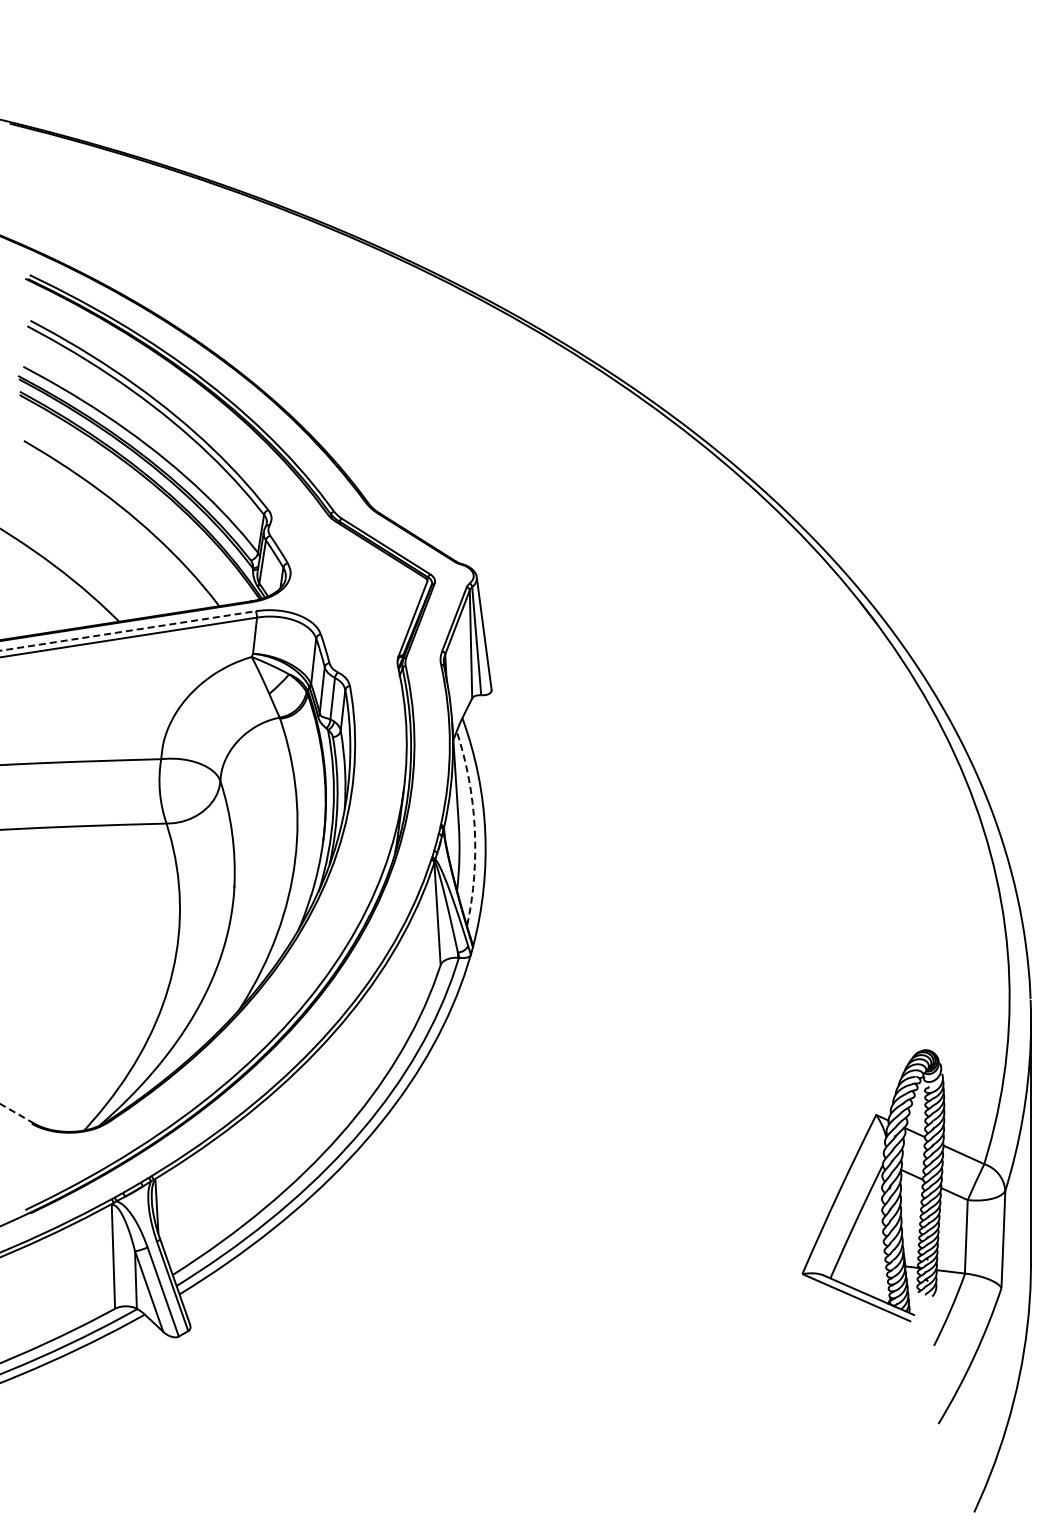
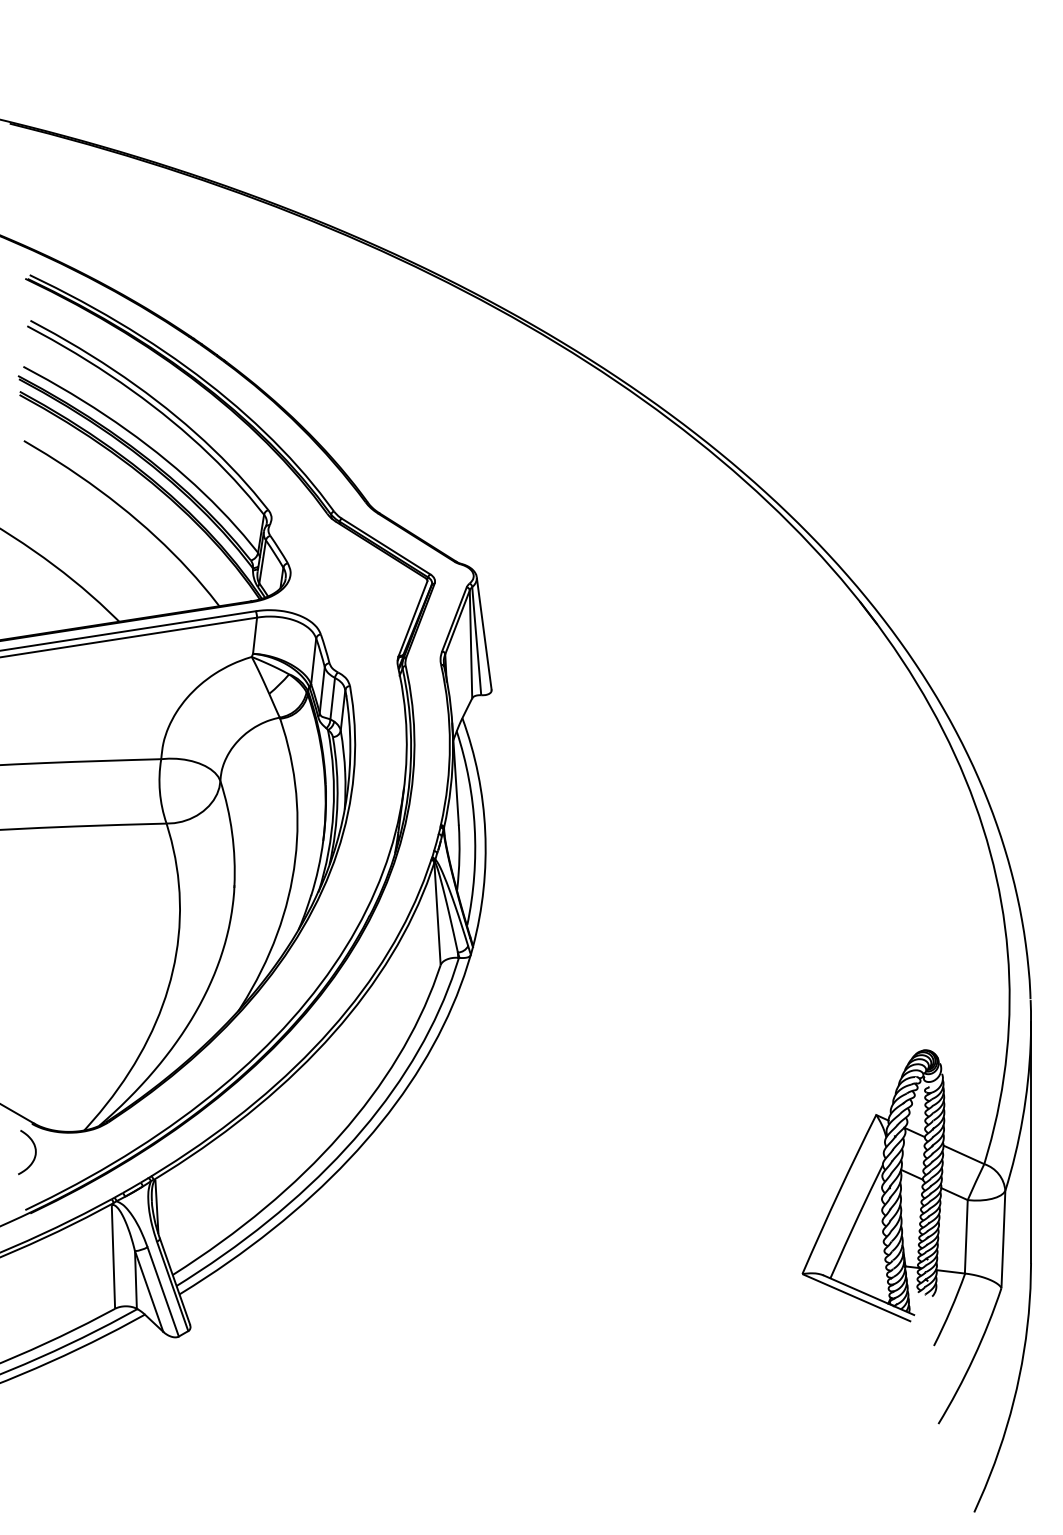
line: dashed -> solid (128, 630)
arc: dashed -> solid (474, 827)
line: dashed -> solid (17, 1113)
curve: none -> present (34, 1153)
